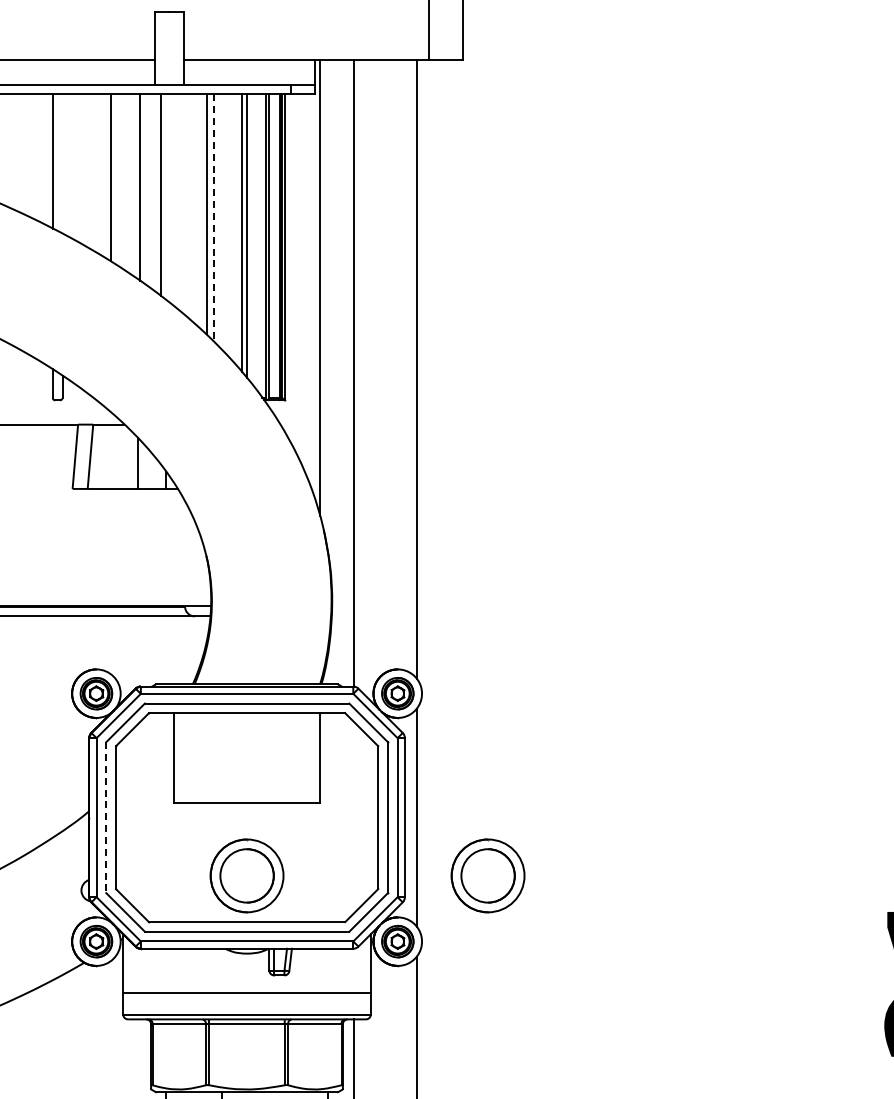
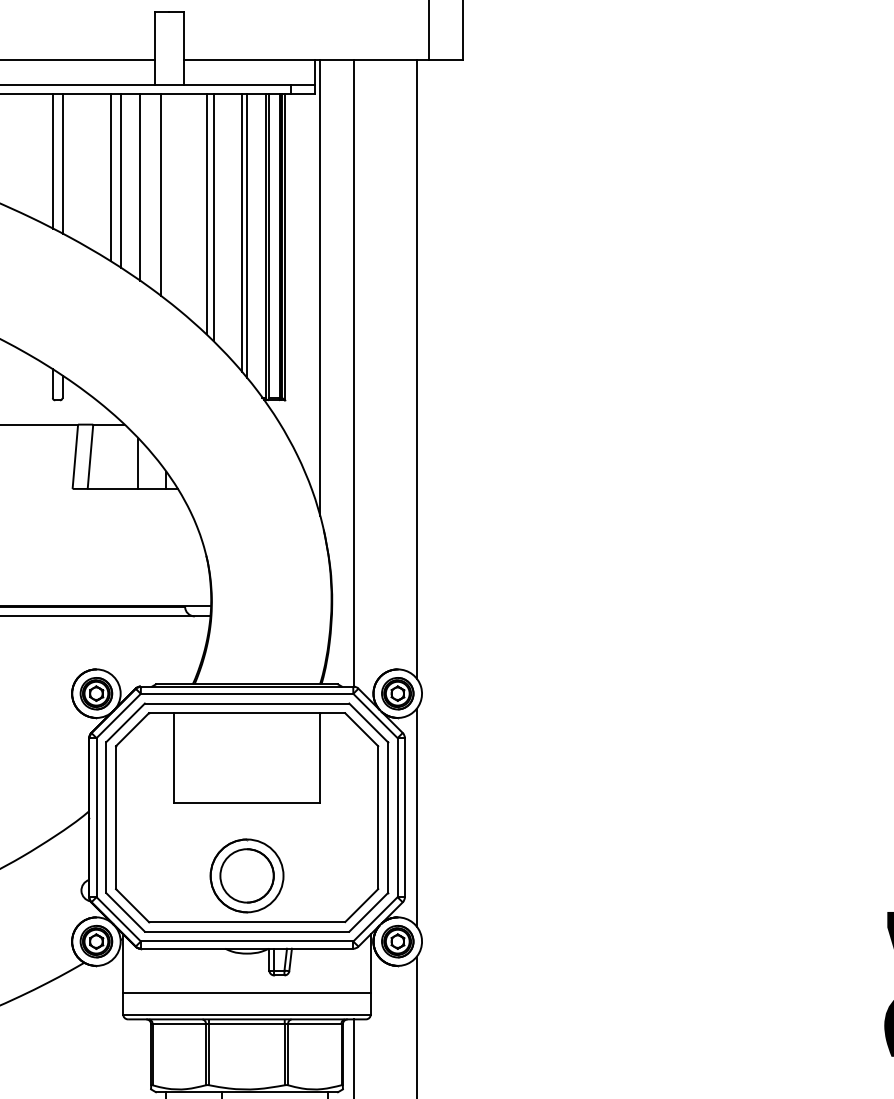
line: none -> present (62, 163)
line: none -> present (120, 180)
line: dashed -> solid (213, 218)
line: dashed -> solid (106, 818)
part: present -> none (487, 875)
